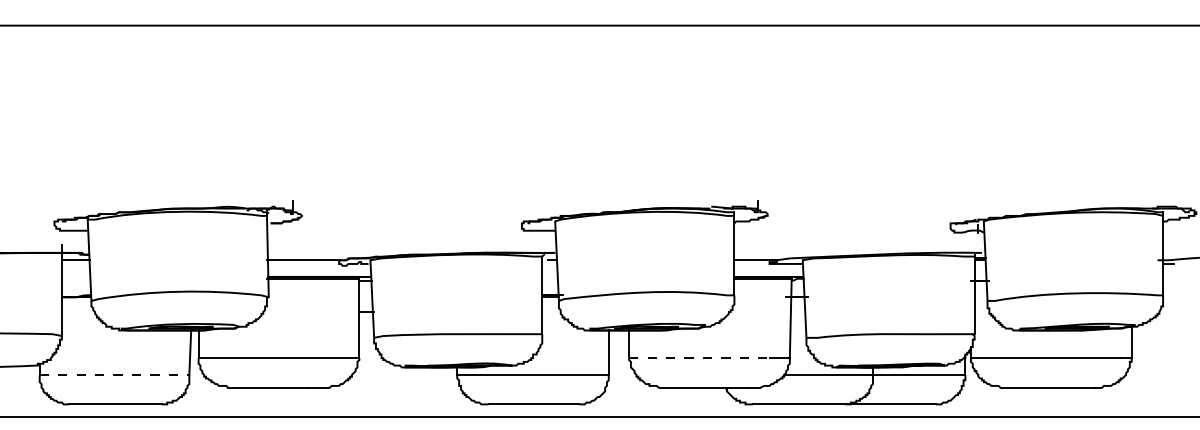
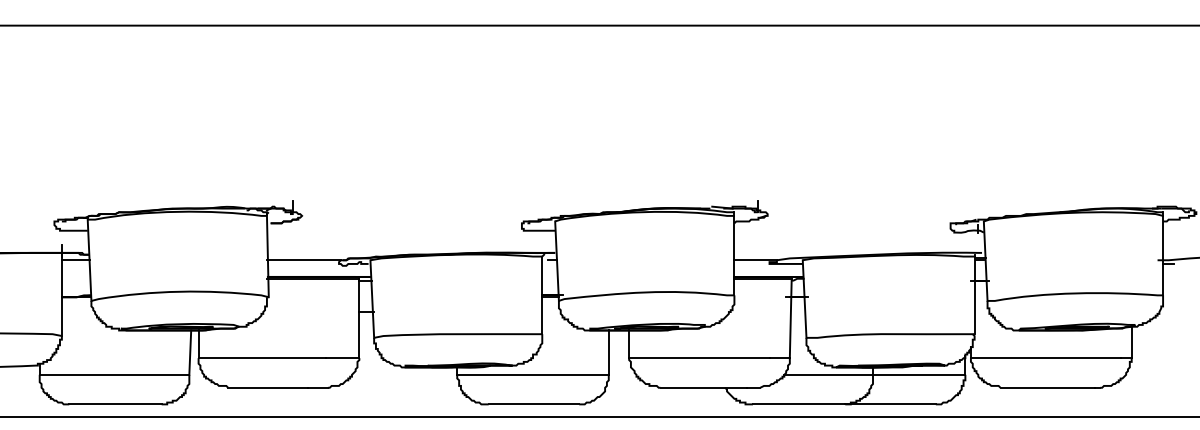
line: dashed -> solid (699, 358)
line: dashed -> solid (114, 374)
